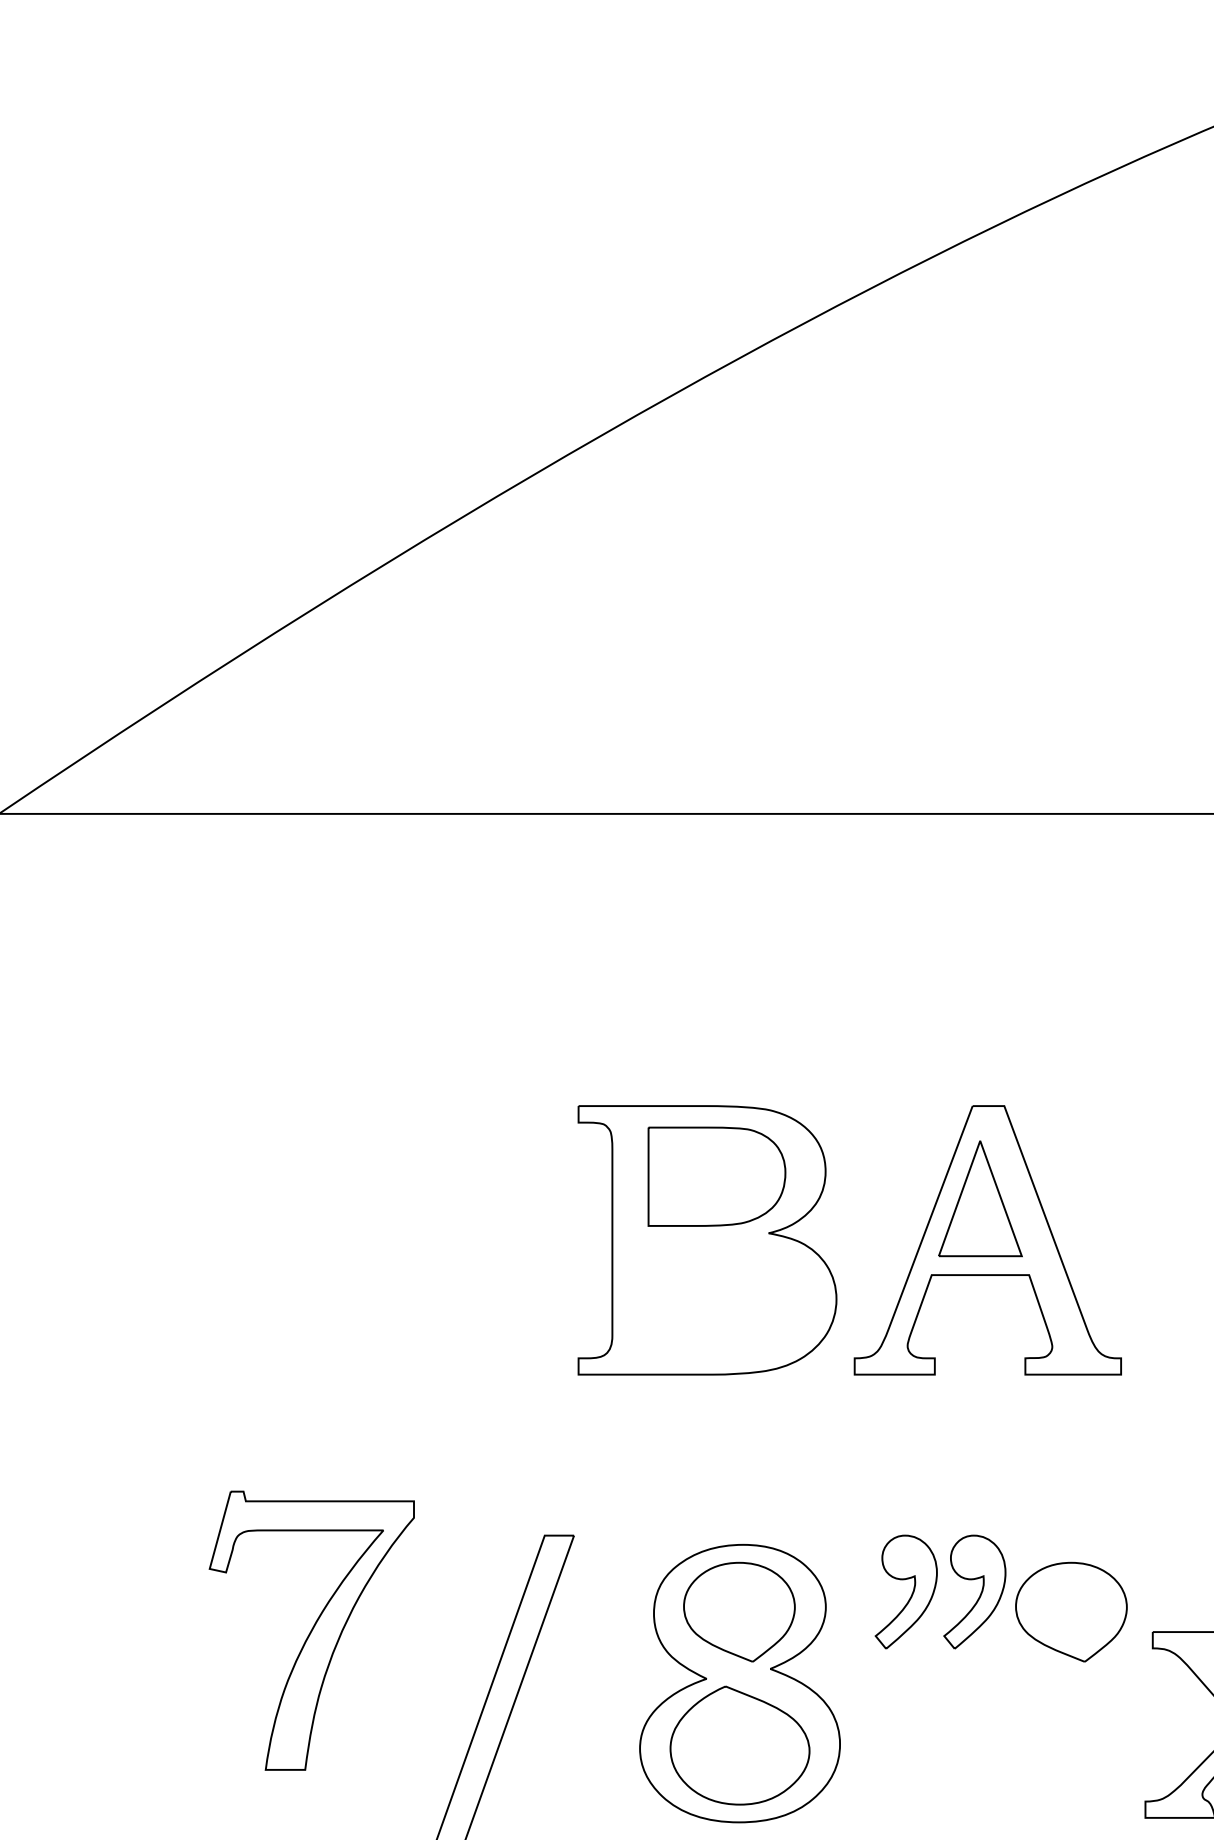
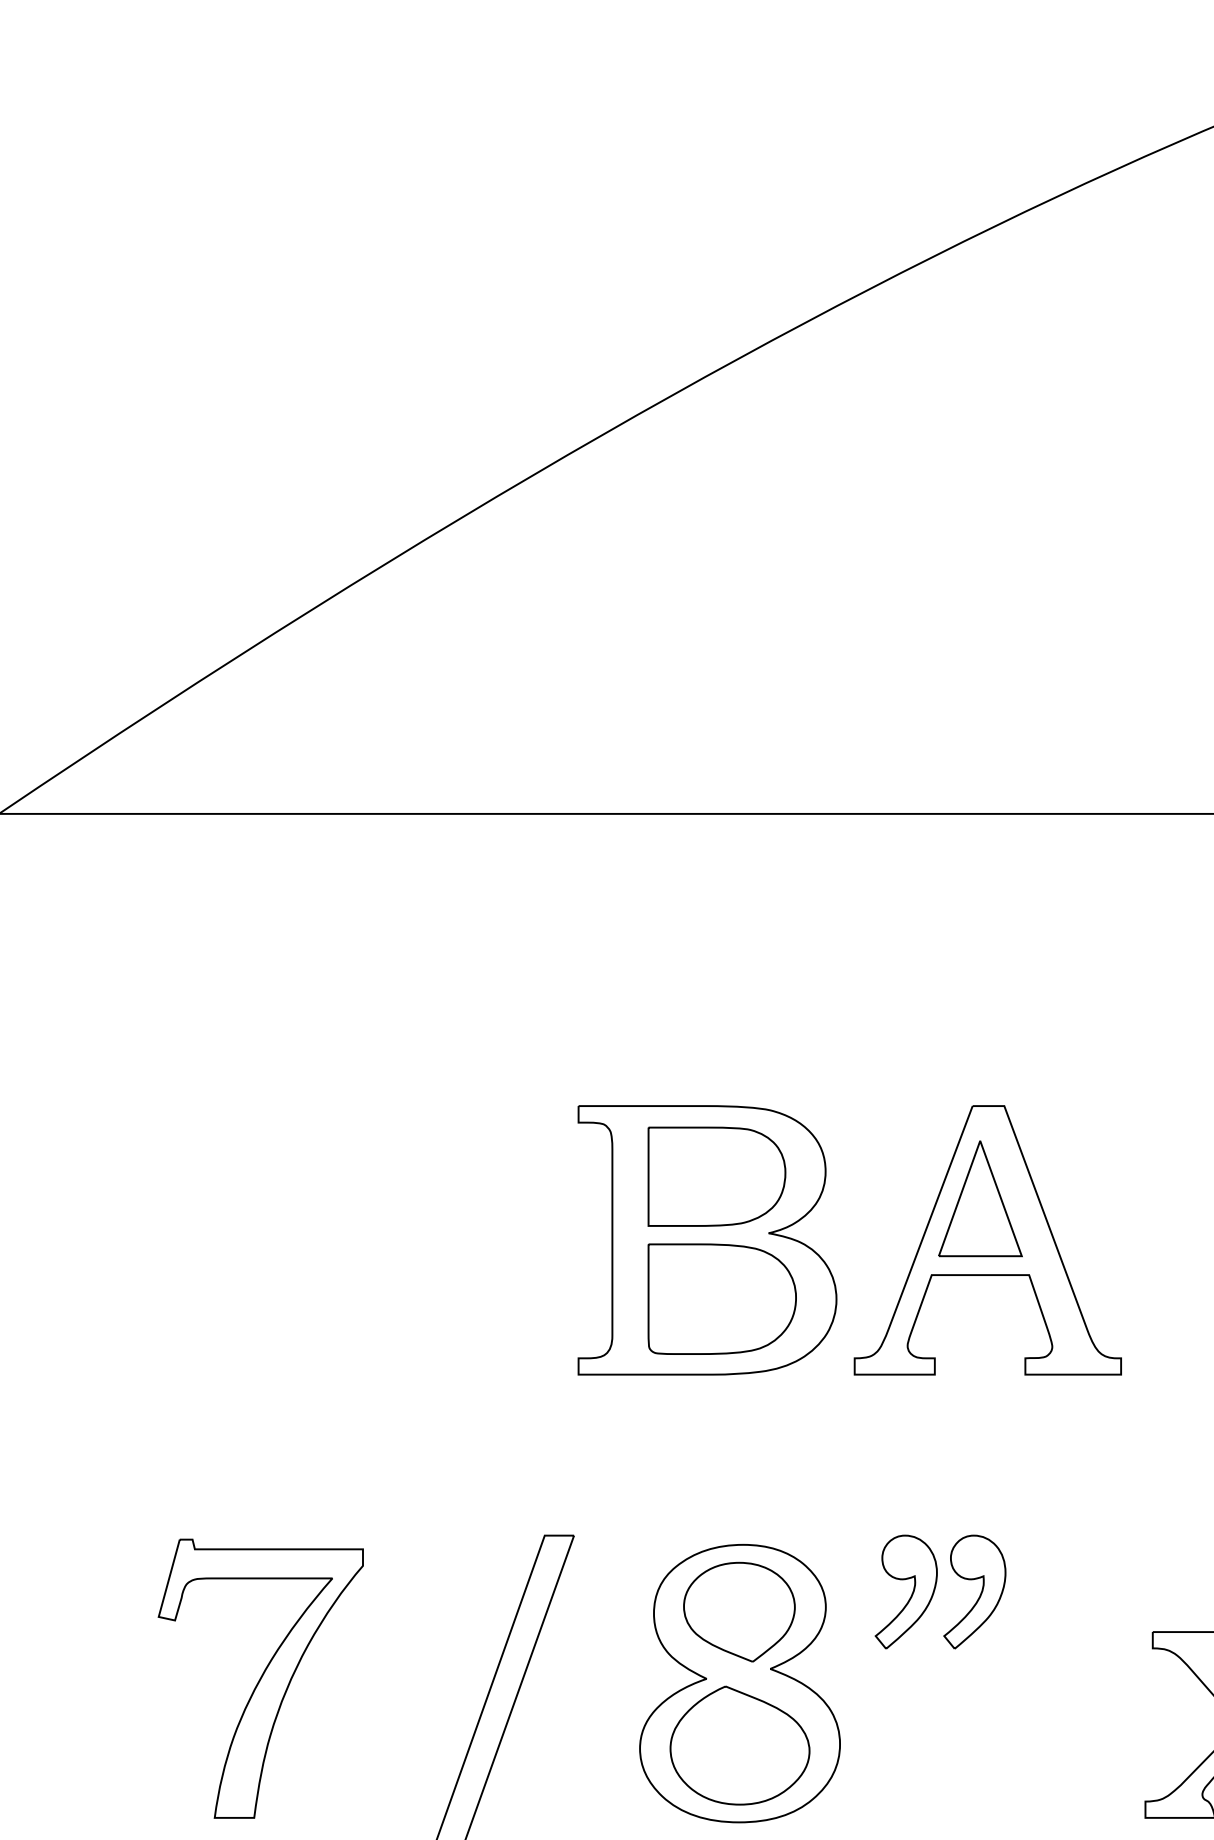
part: none -> present (721, 1298)
part: present -> none (1071, 1611)
part position: (311, 1630) -> (260, 1678) (260, 1678)
